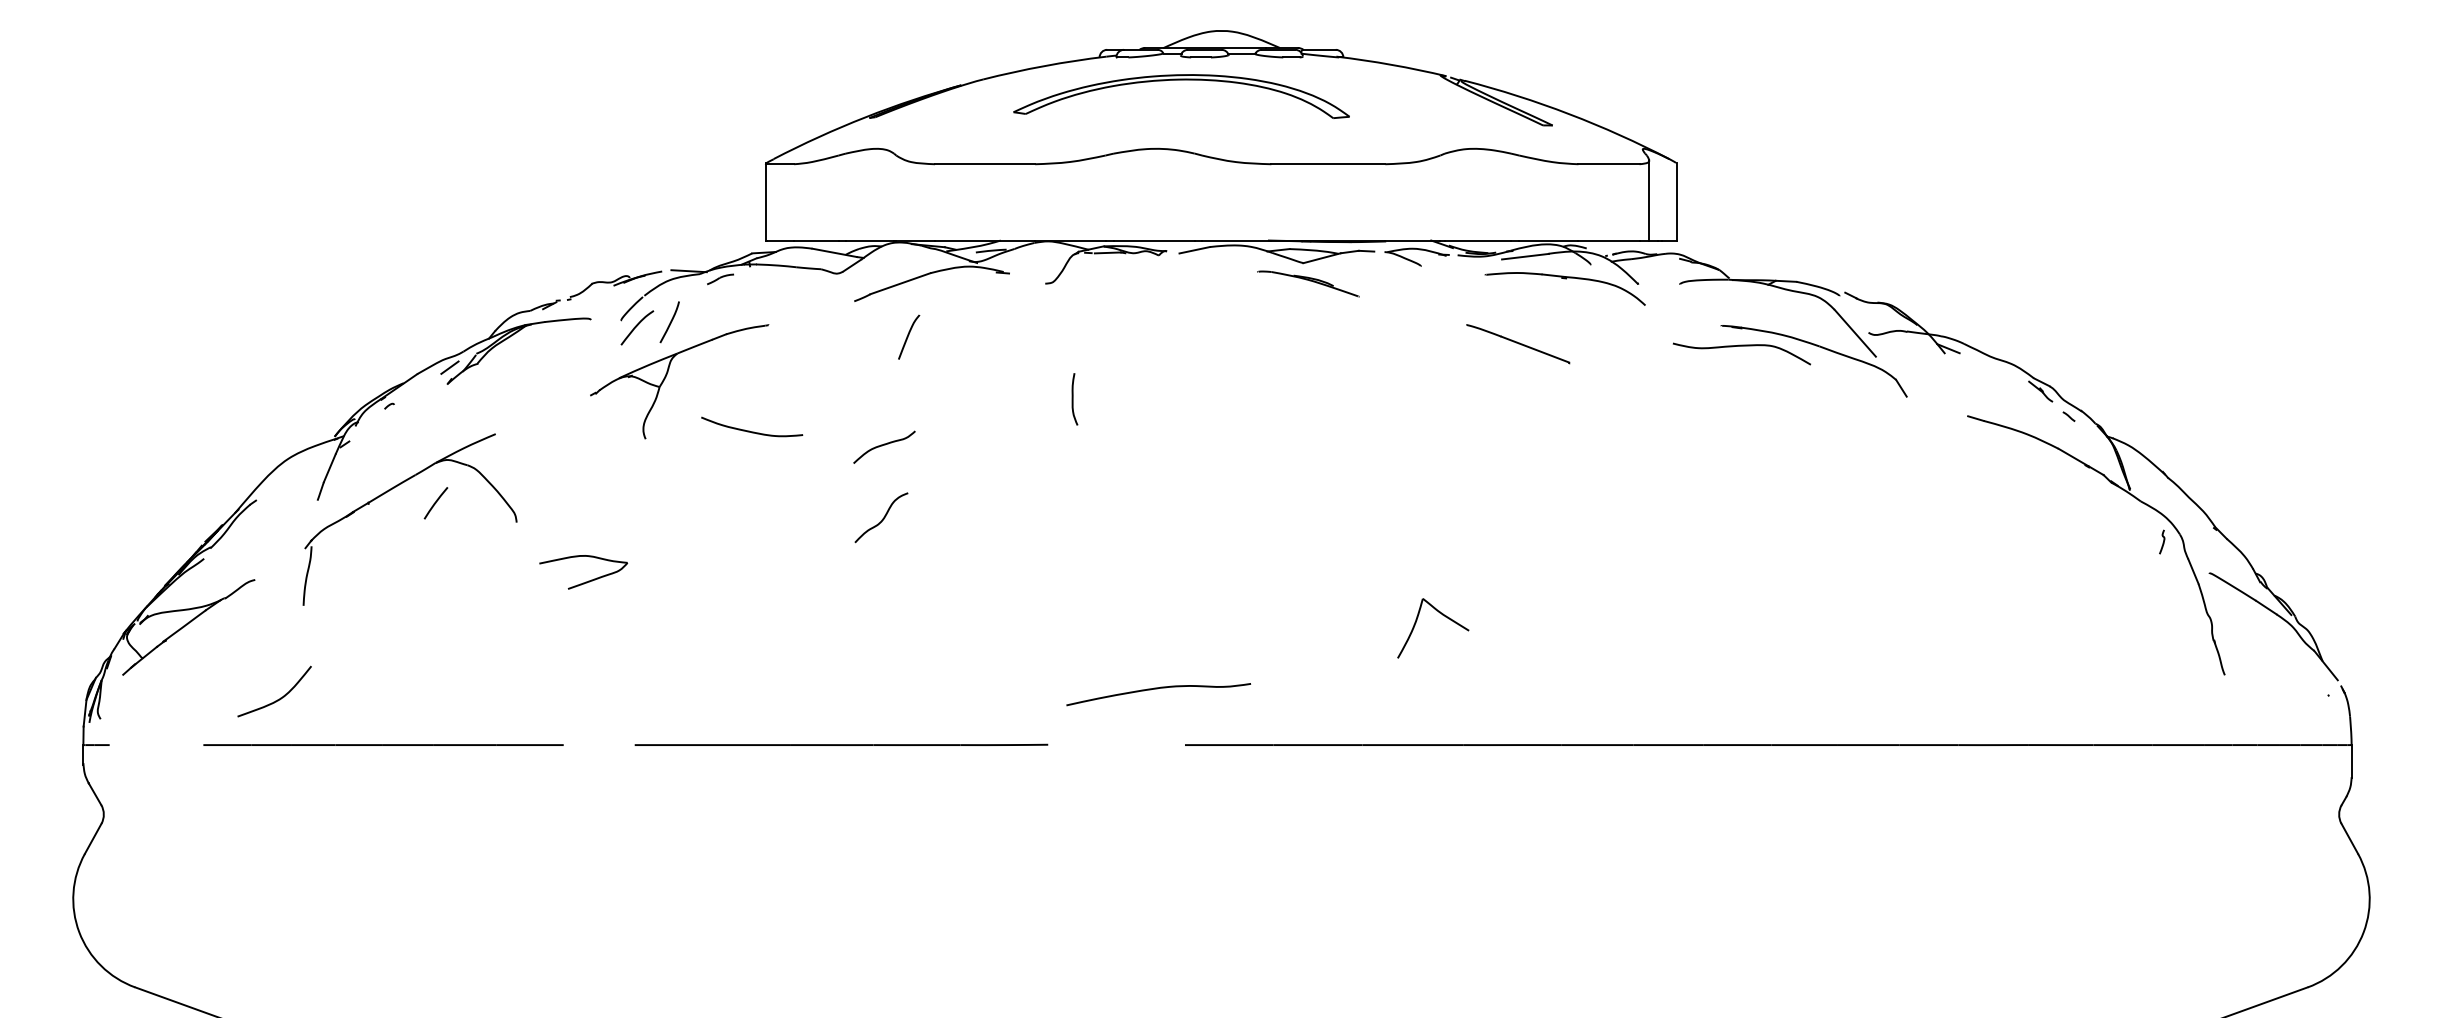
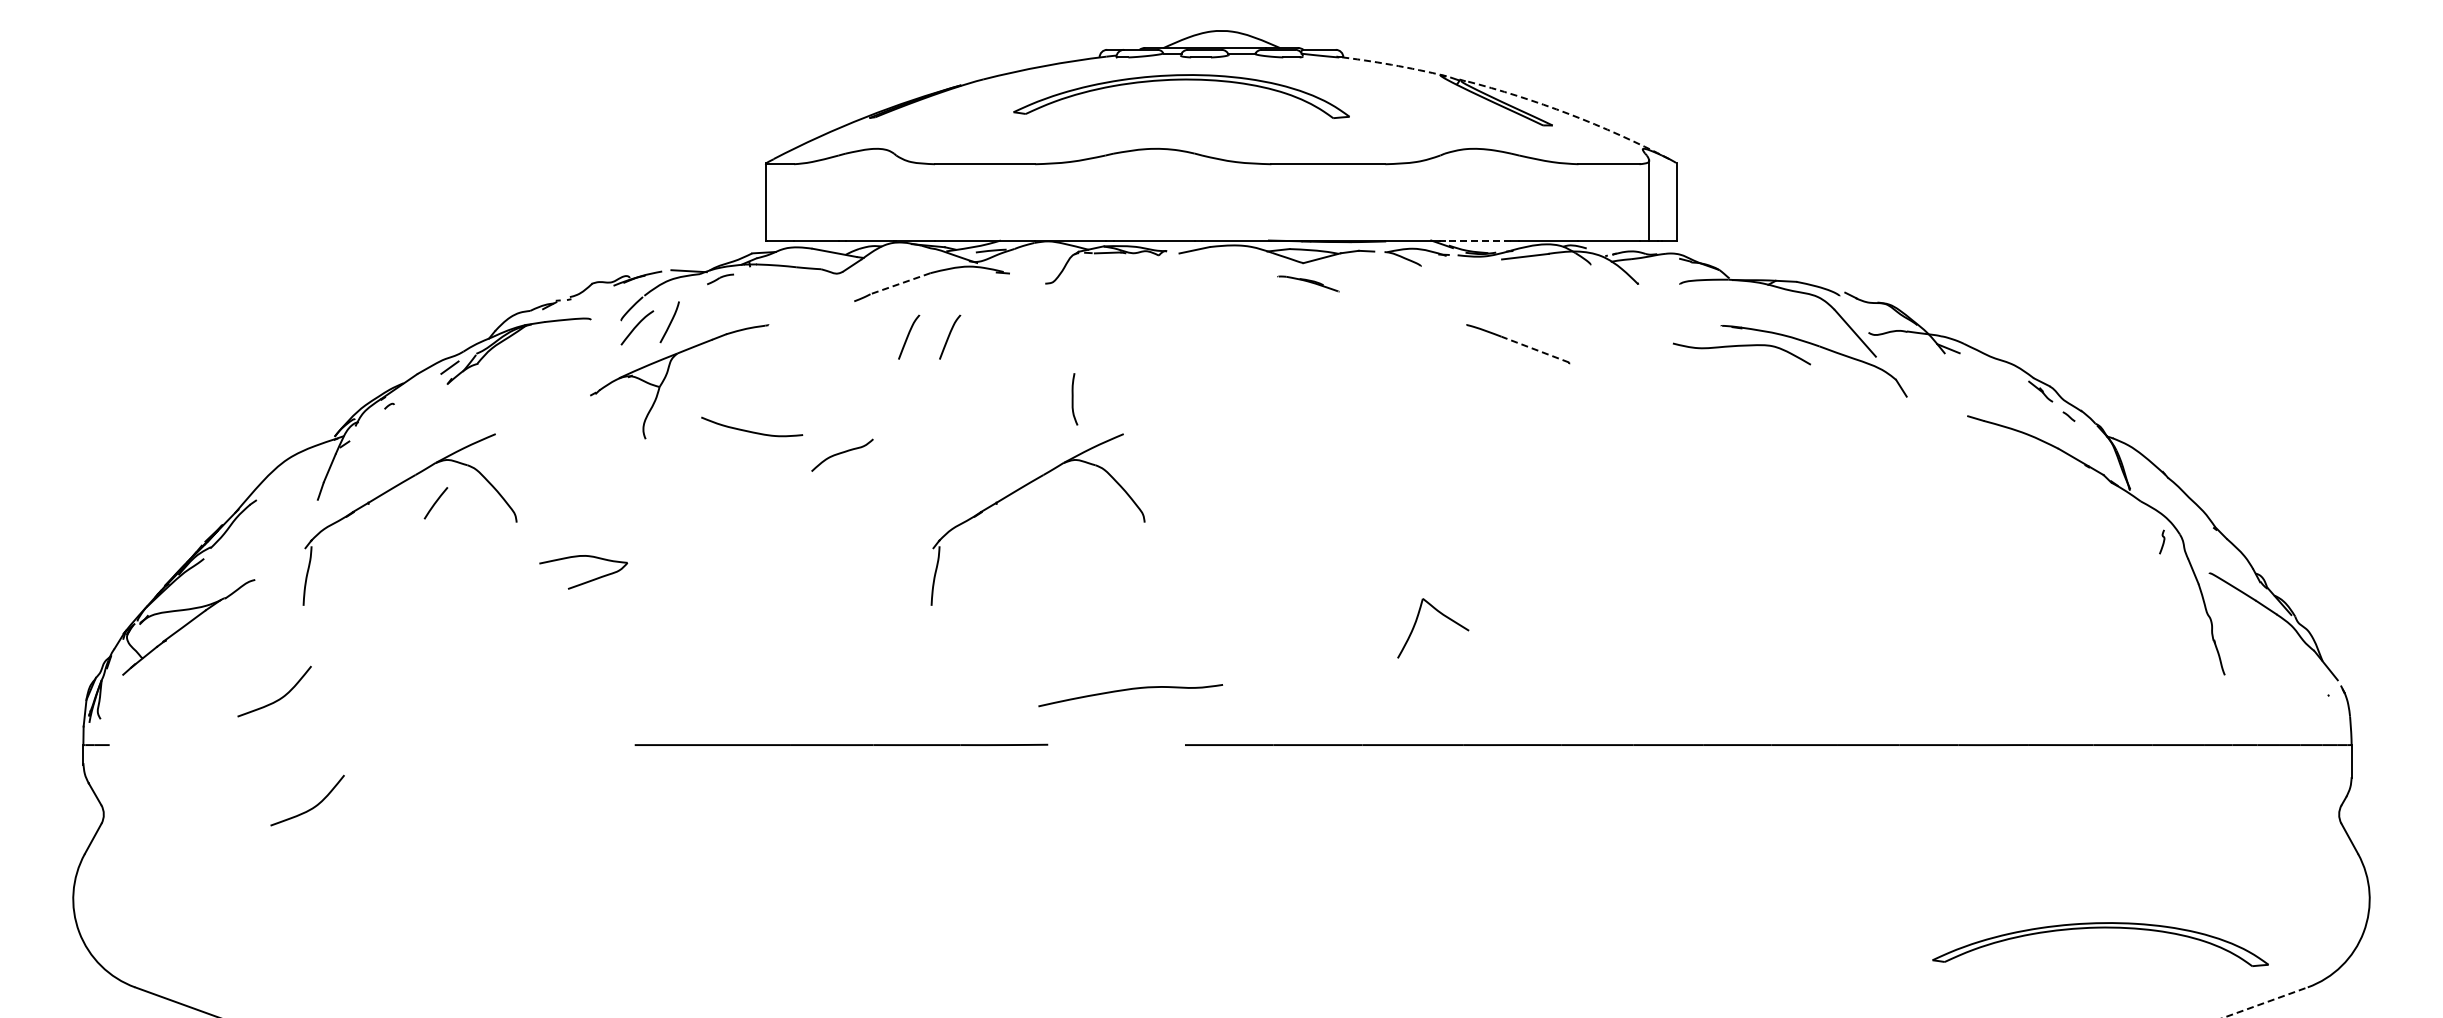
arc: solid -> dashed (1391, 64)
arc: solid -> dashed (1569, 114)
line: solid -> dashed (1477, 240)
part: present -> none (1564, 279)
line: solid -> dashed (900, 283)
part size: 103x28 px -> 63x18 px (1308, 283)
curve: none -> present (950, 335)
line: solid -> dashed (1534, 349)
curve position: (884, 445) -> (842, 453) (842, 453)
part: none -> present (1019, 490)
curve: present -> none (882, 518)
curve position: (1157, 689) -> (1129, 690) (1129, 690)
line: present -> none (383, 744)
curve: none -> present (313, 806)
part: none -> present (2100, 928)
line: solid -> dashed (2265, 1002)
